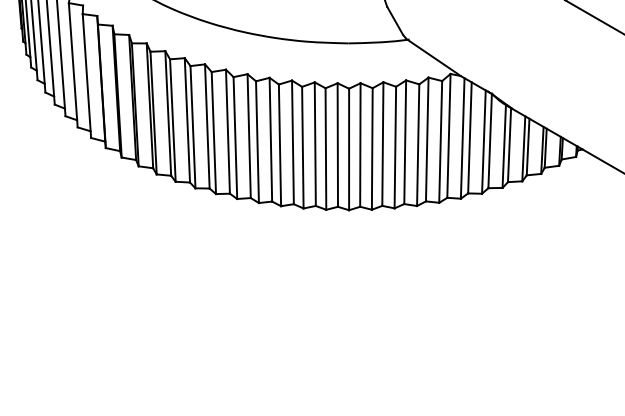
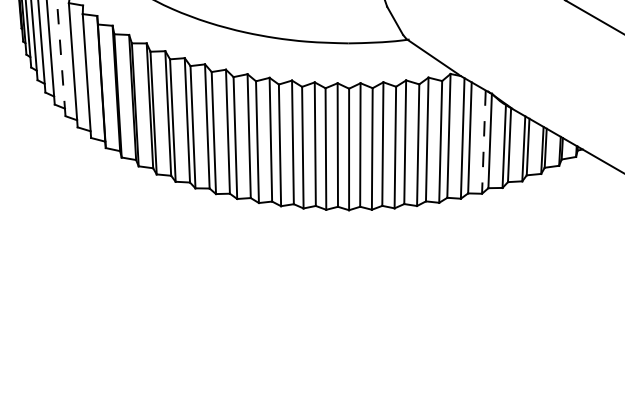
line: solid -> dashed (61, 58)
line: solid -> dashed (483, 142)
